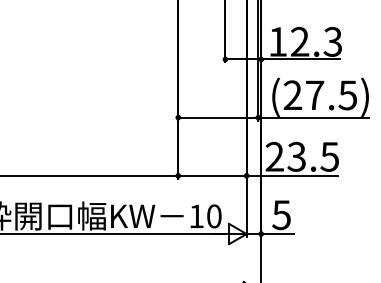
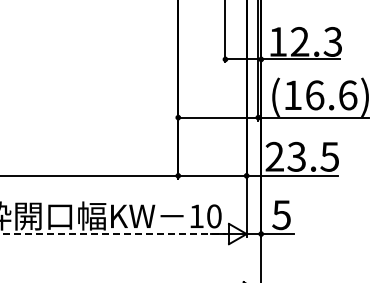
text: (27.5) -> (16.6) (320, 95)
line: solid -> dashed (113, 234)
